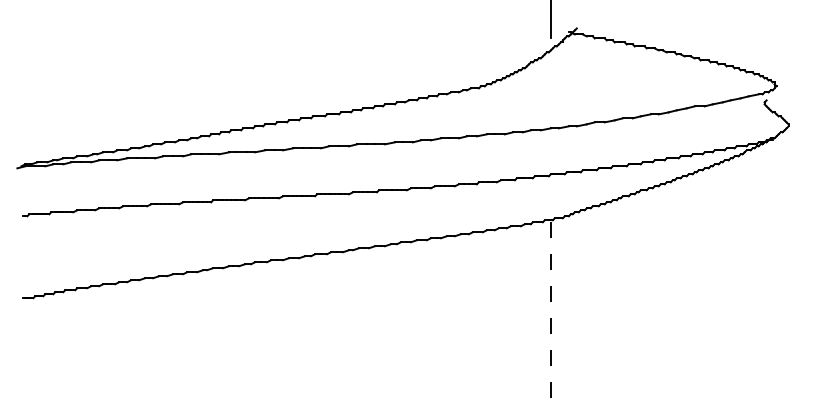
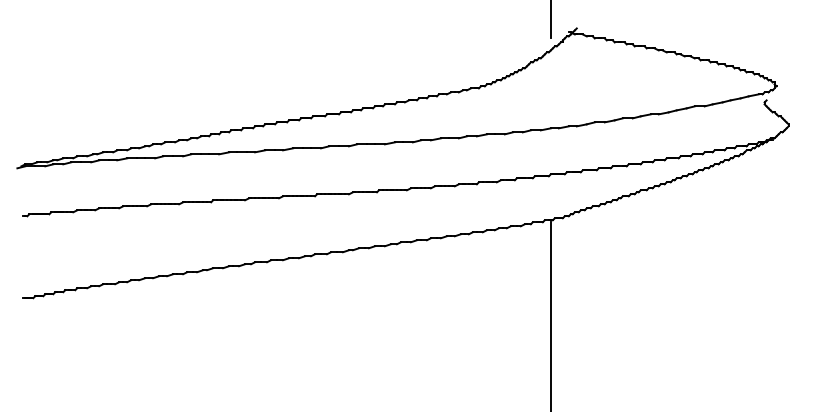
line: dashed -> solid (550, 317)
